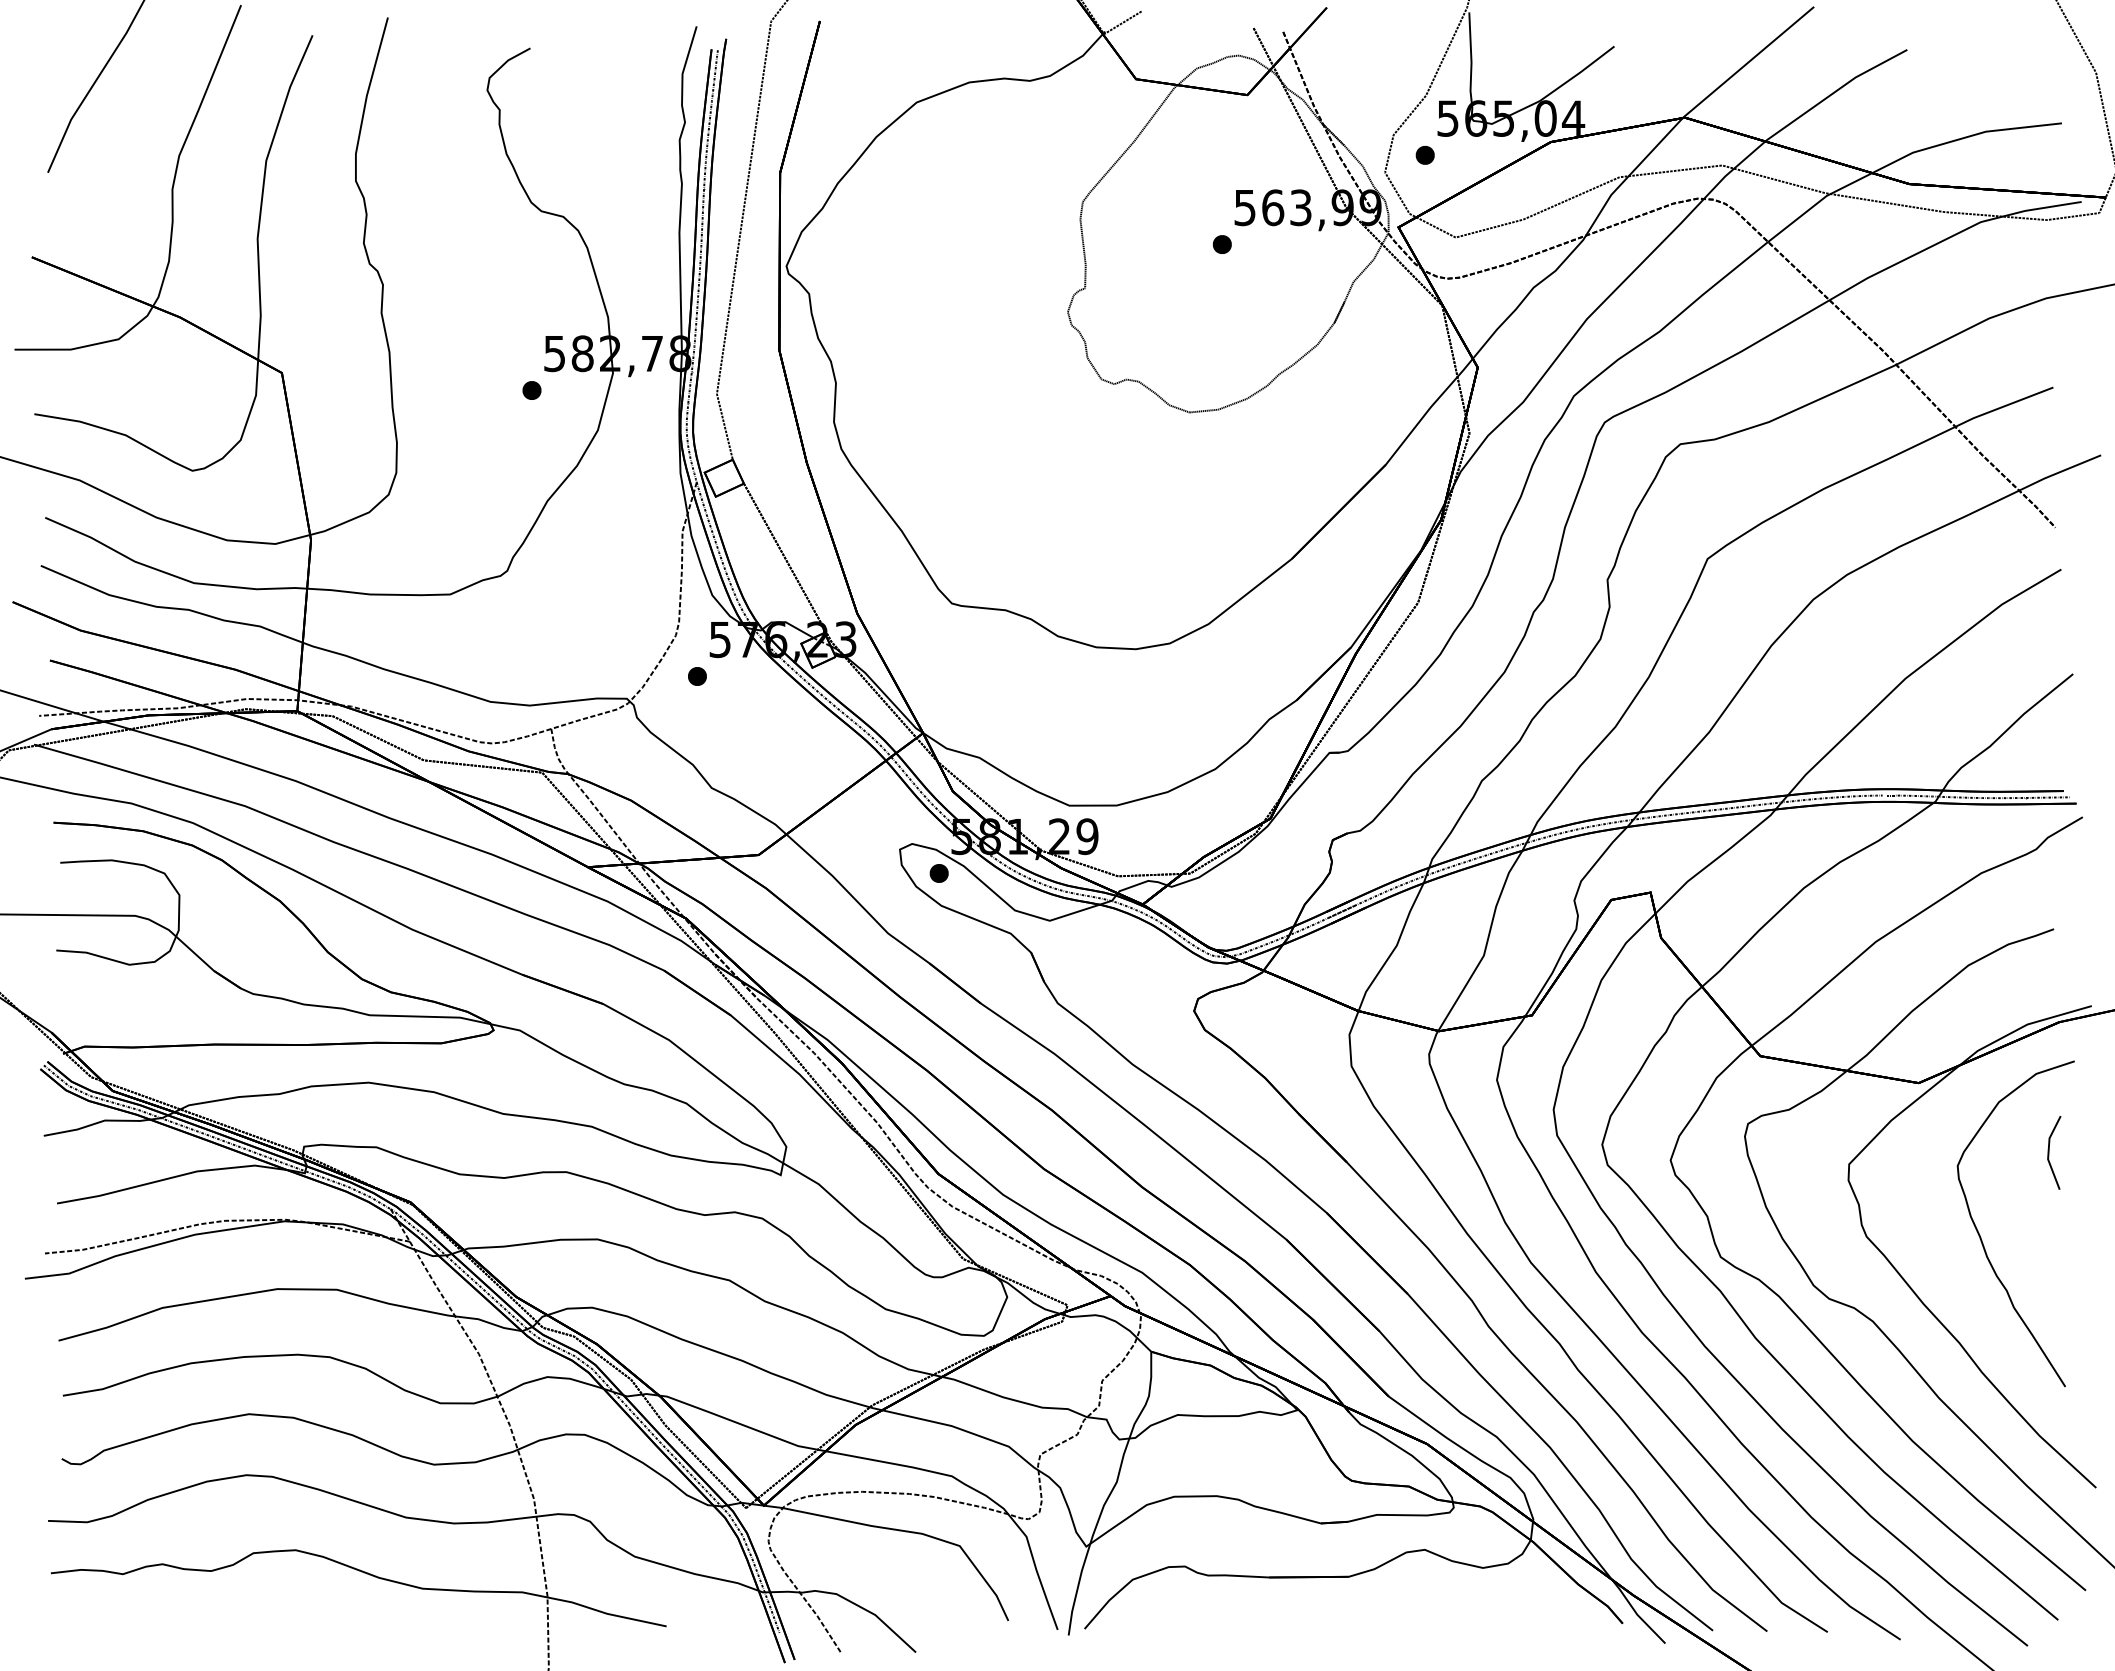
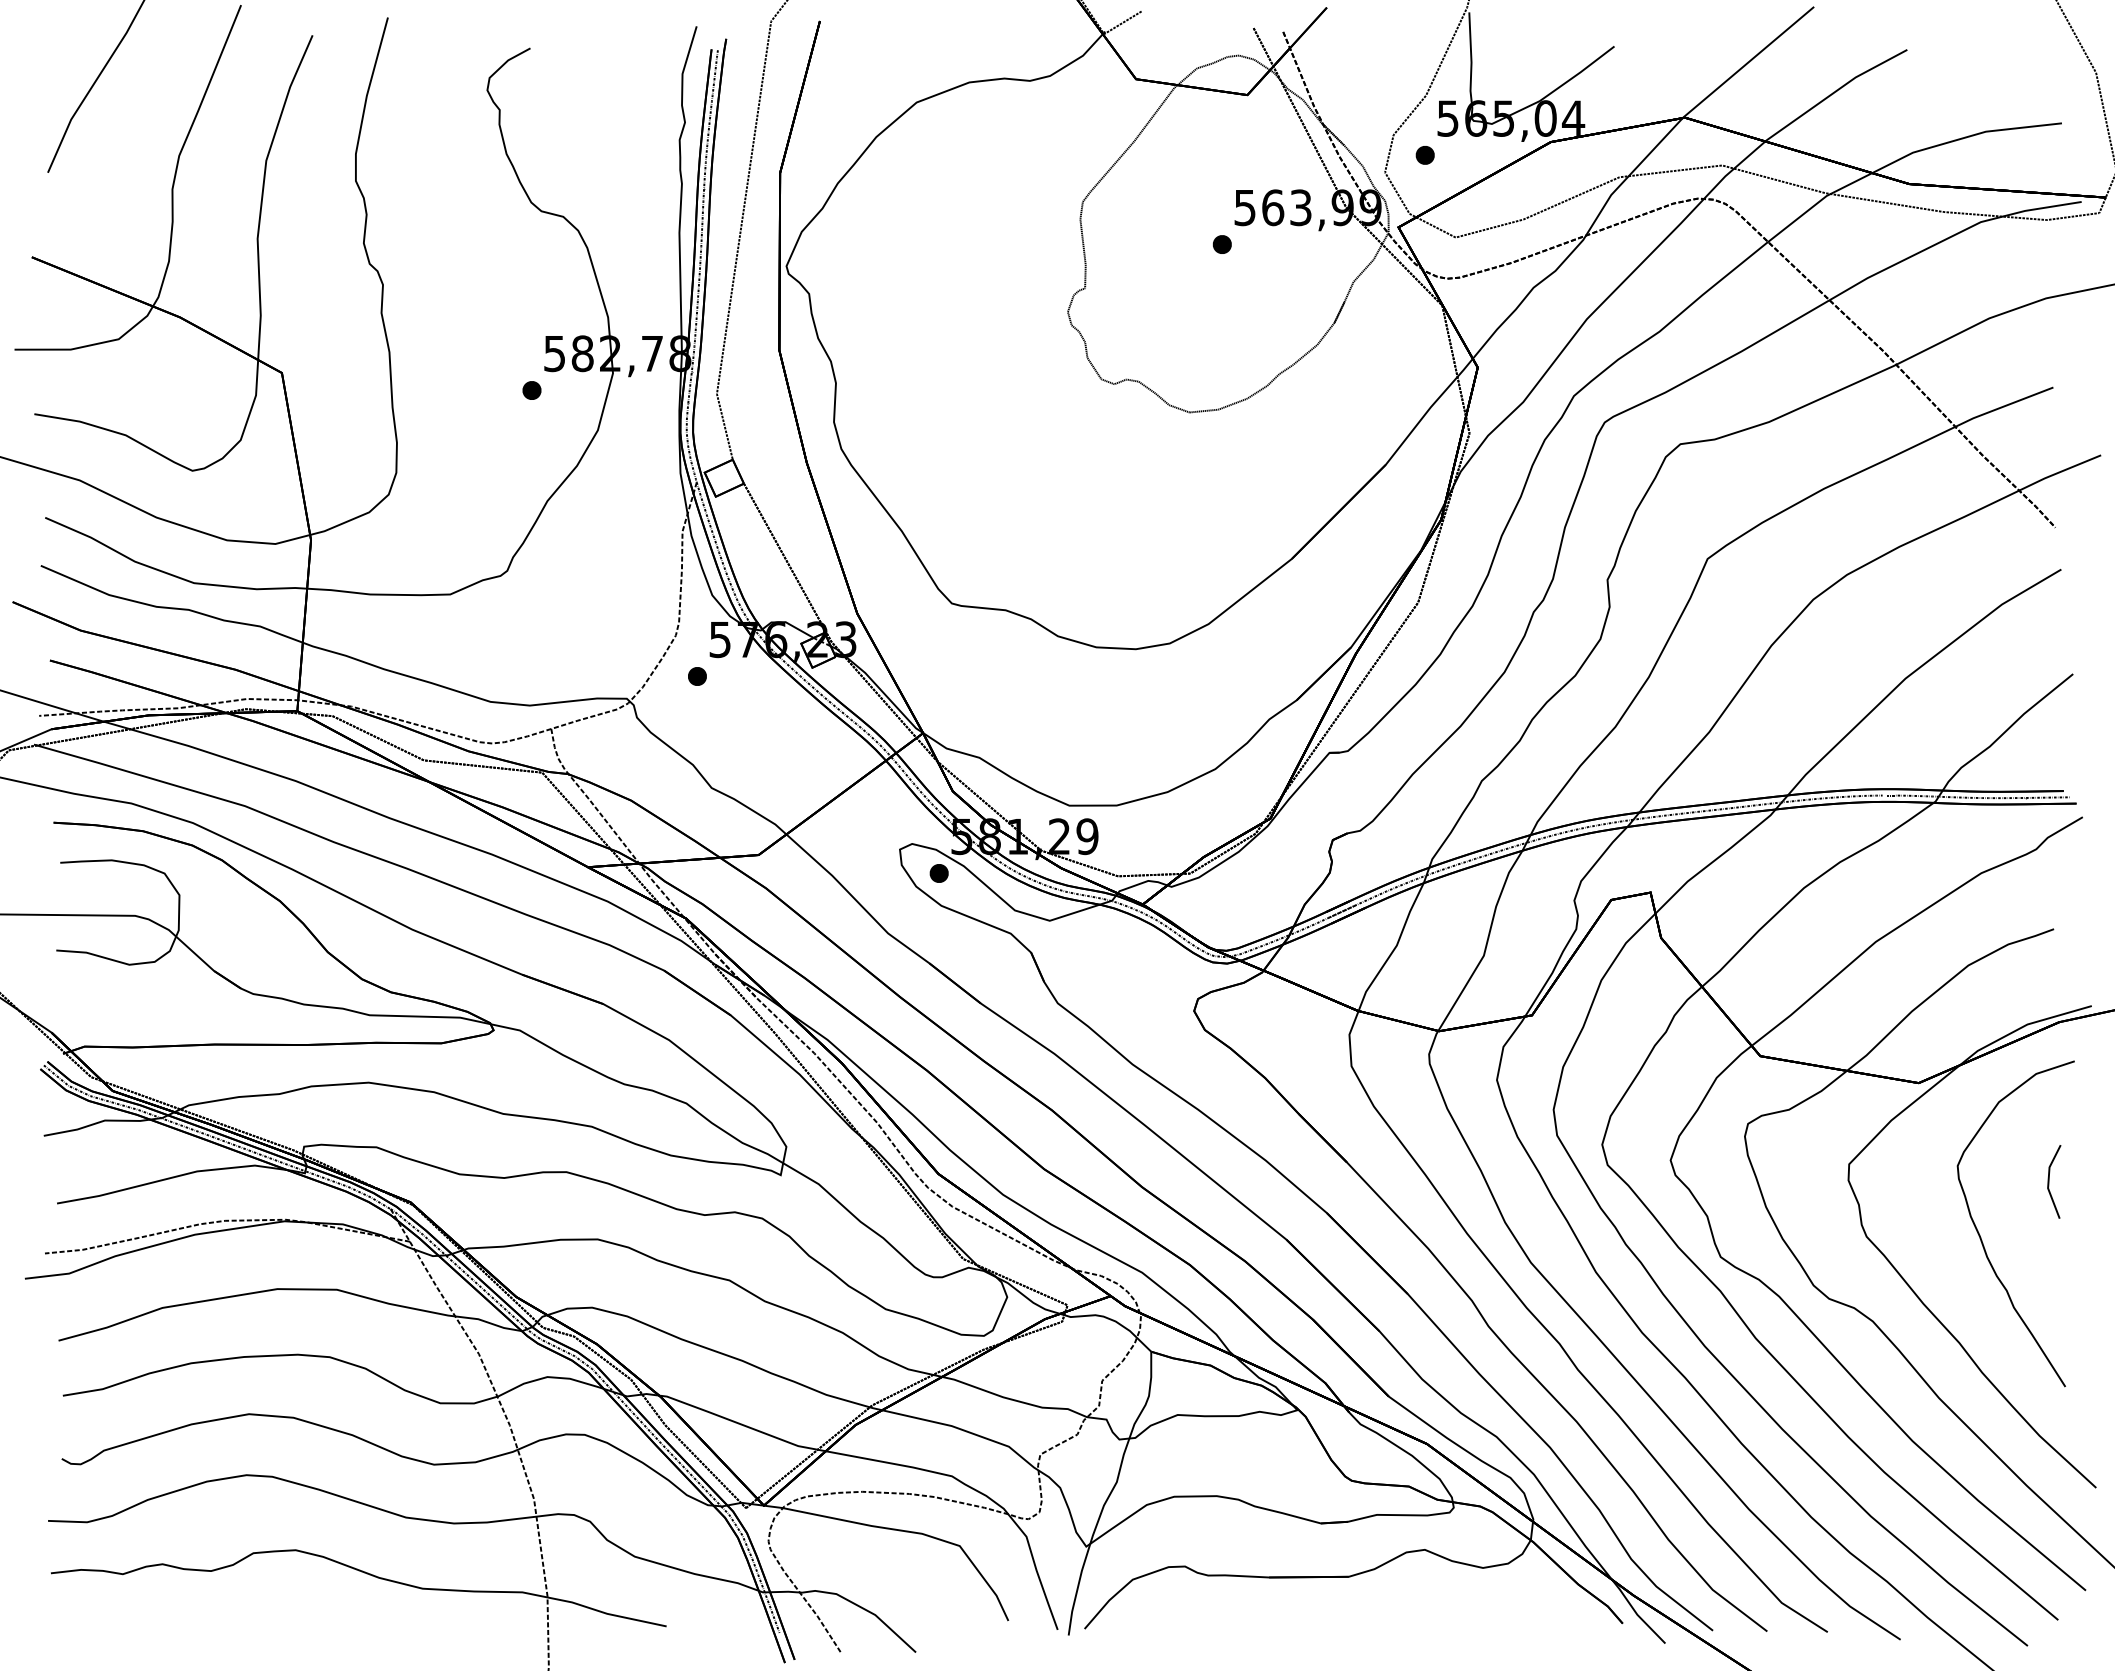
part position: (2054, 1152) -> (2054, 1181) (2054, 1181)
